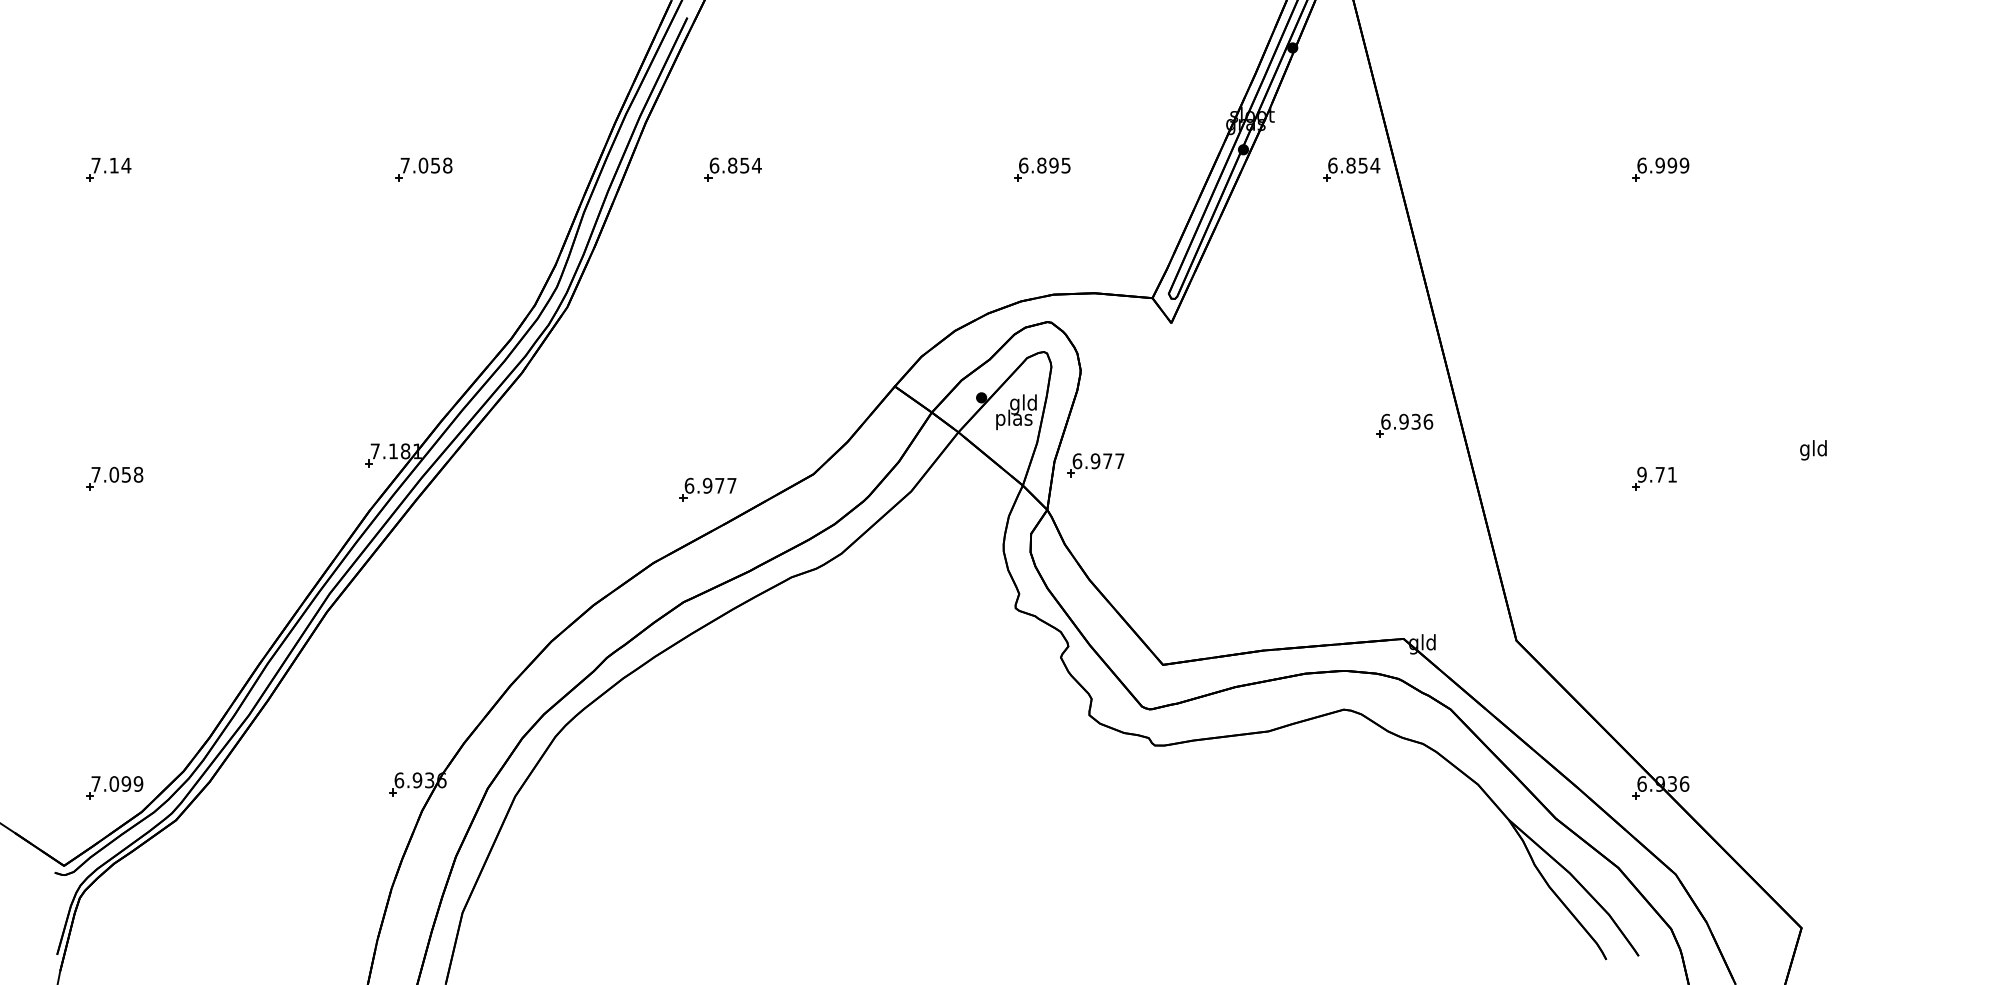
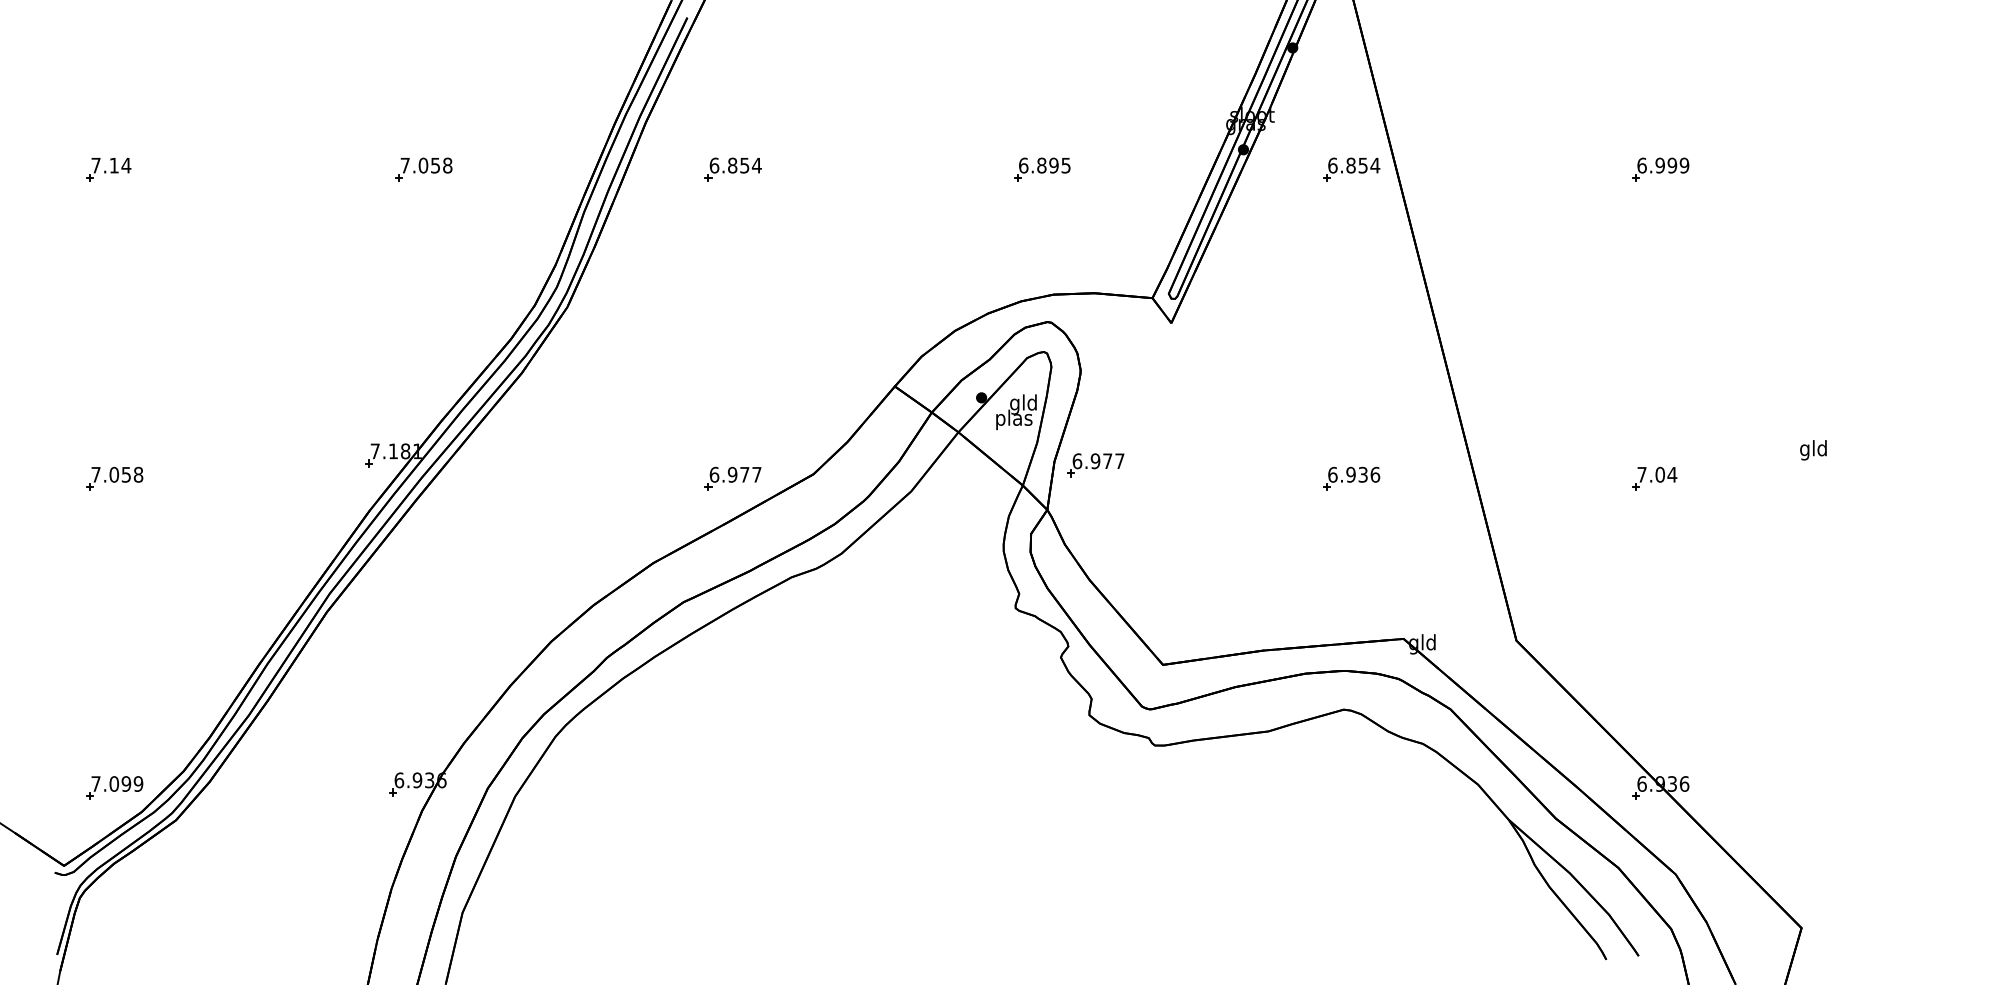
part position: (1404, 425) -> (1351, 478) (1351, 478)
text: 9.71 -> 7.04 (1657, 474)
part position: (707, 489) -> (732, 478) (732, 478)
